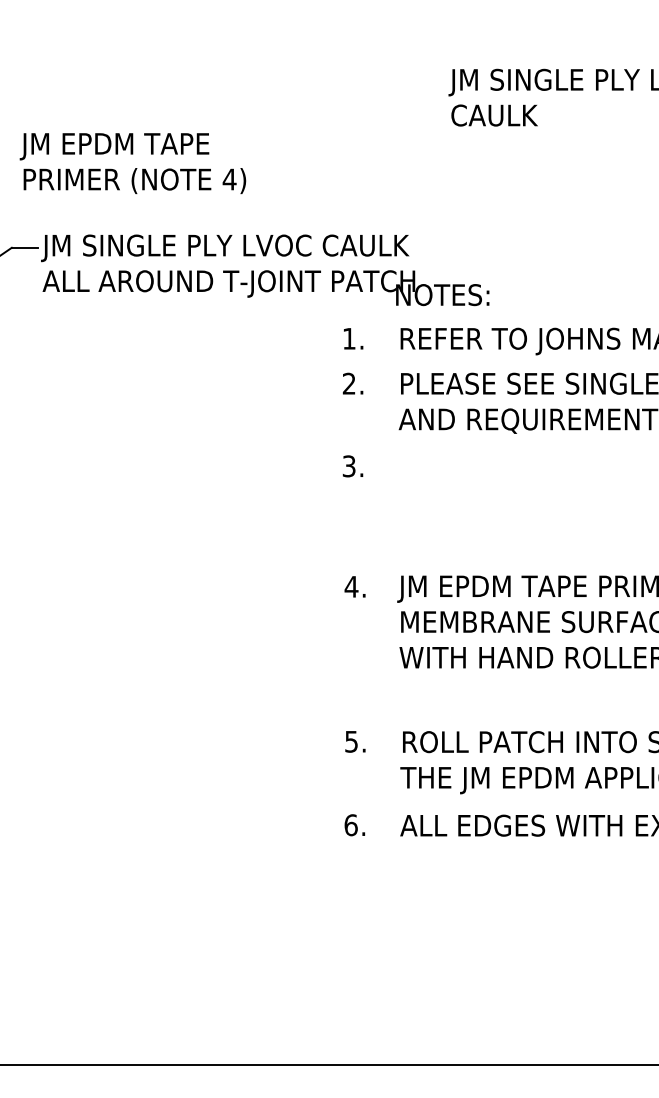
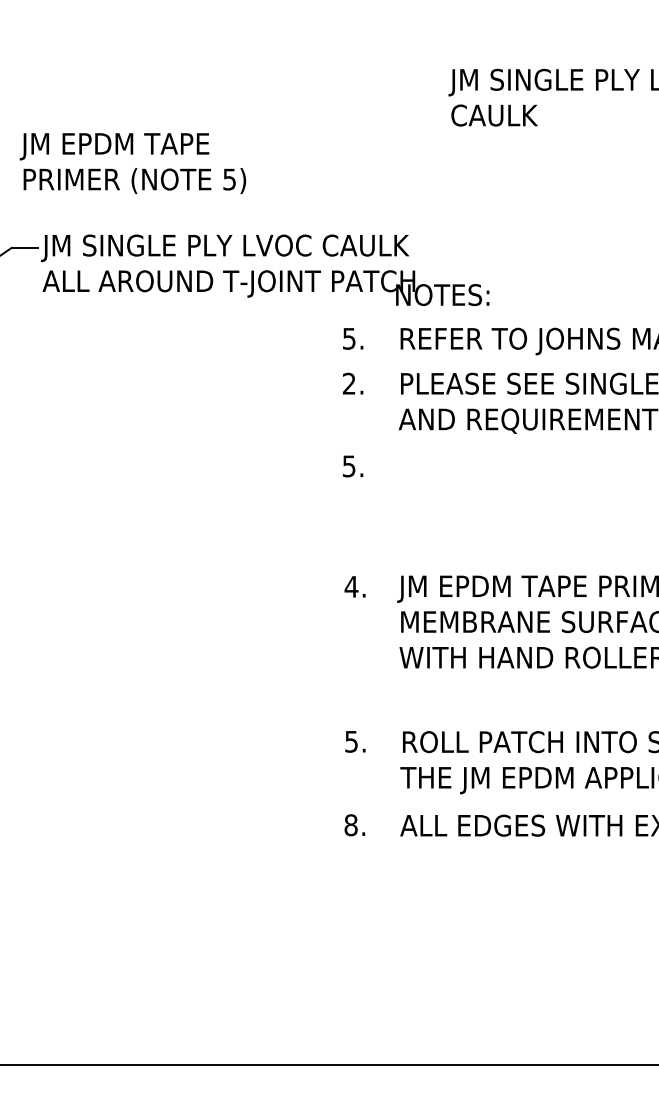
text: 4) -> 5) (229, 179)
text: 1. -> 5. (349, 338)
text: 3. -> 5. (349, 465)
text: 6. -> 8. (350, 825)
